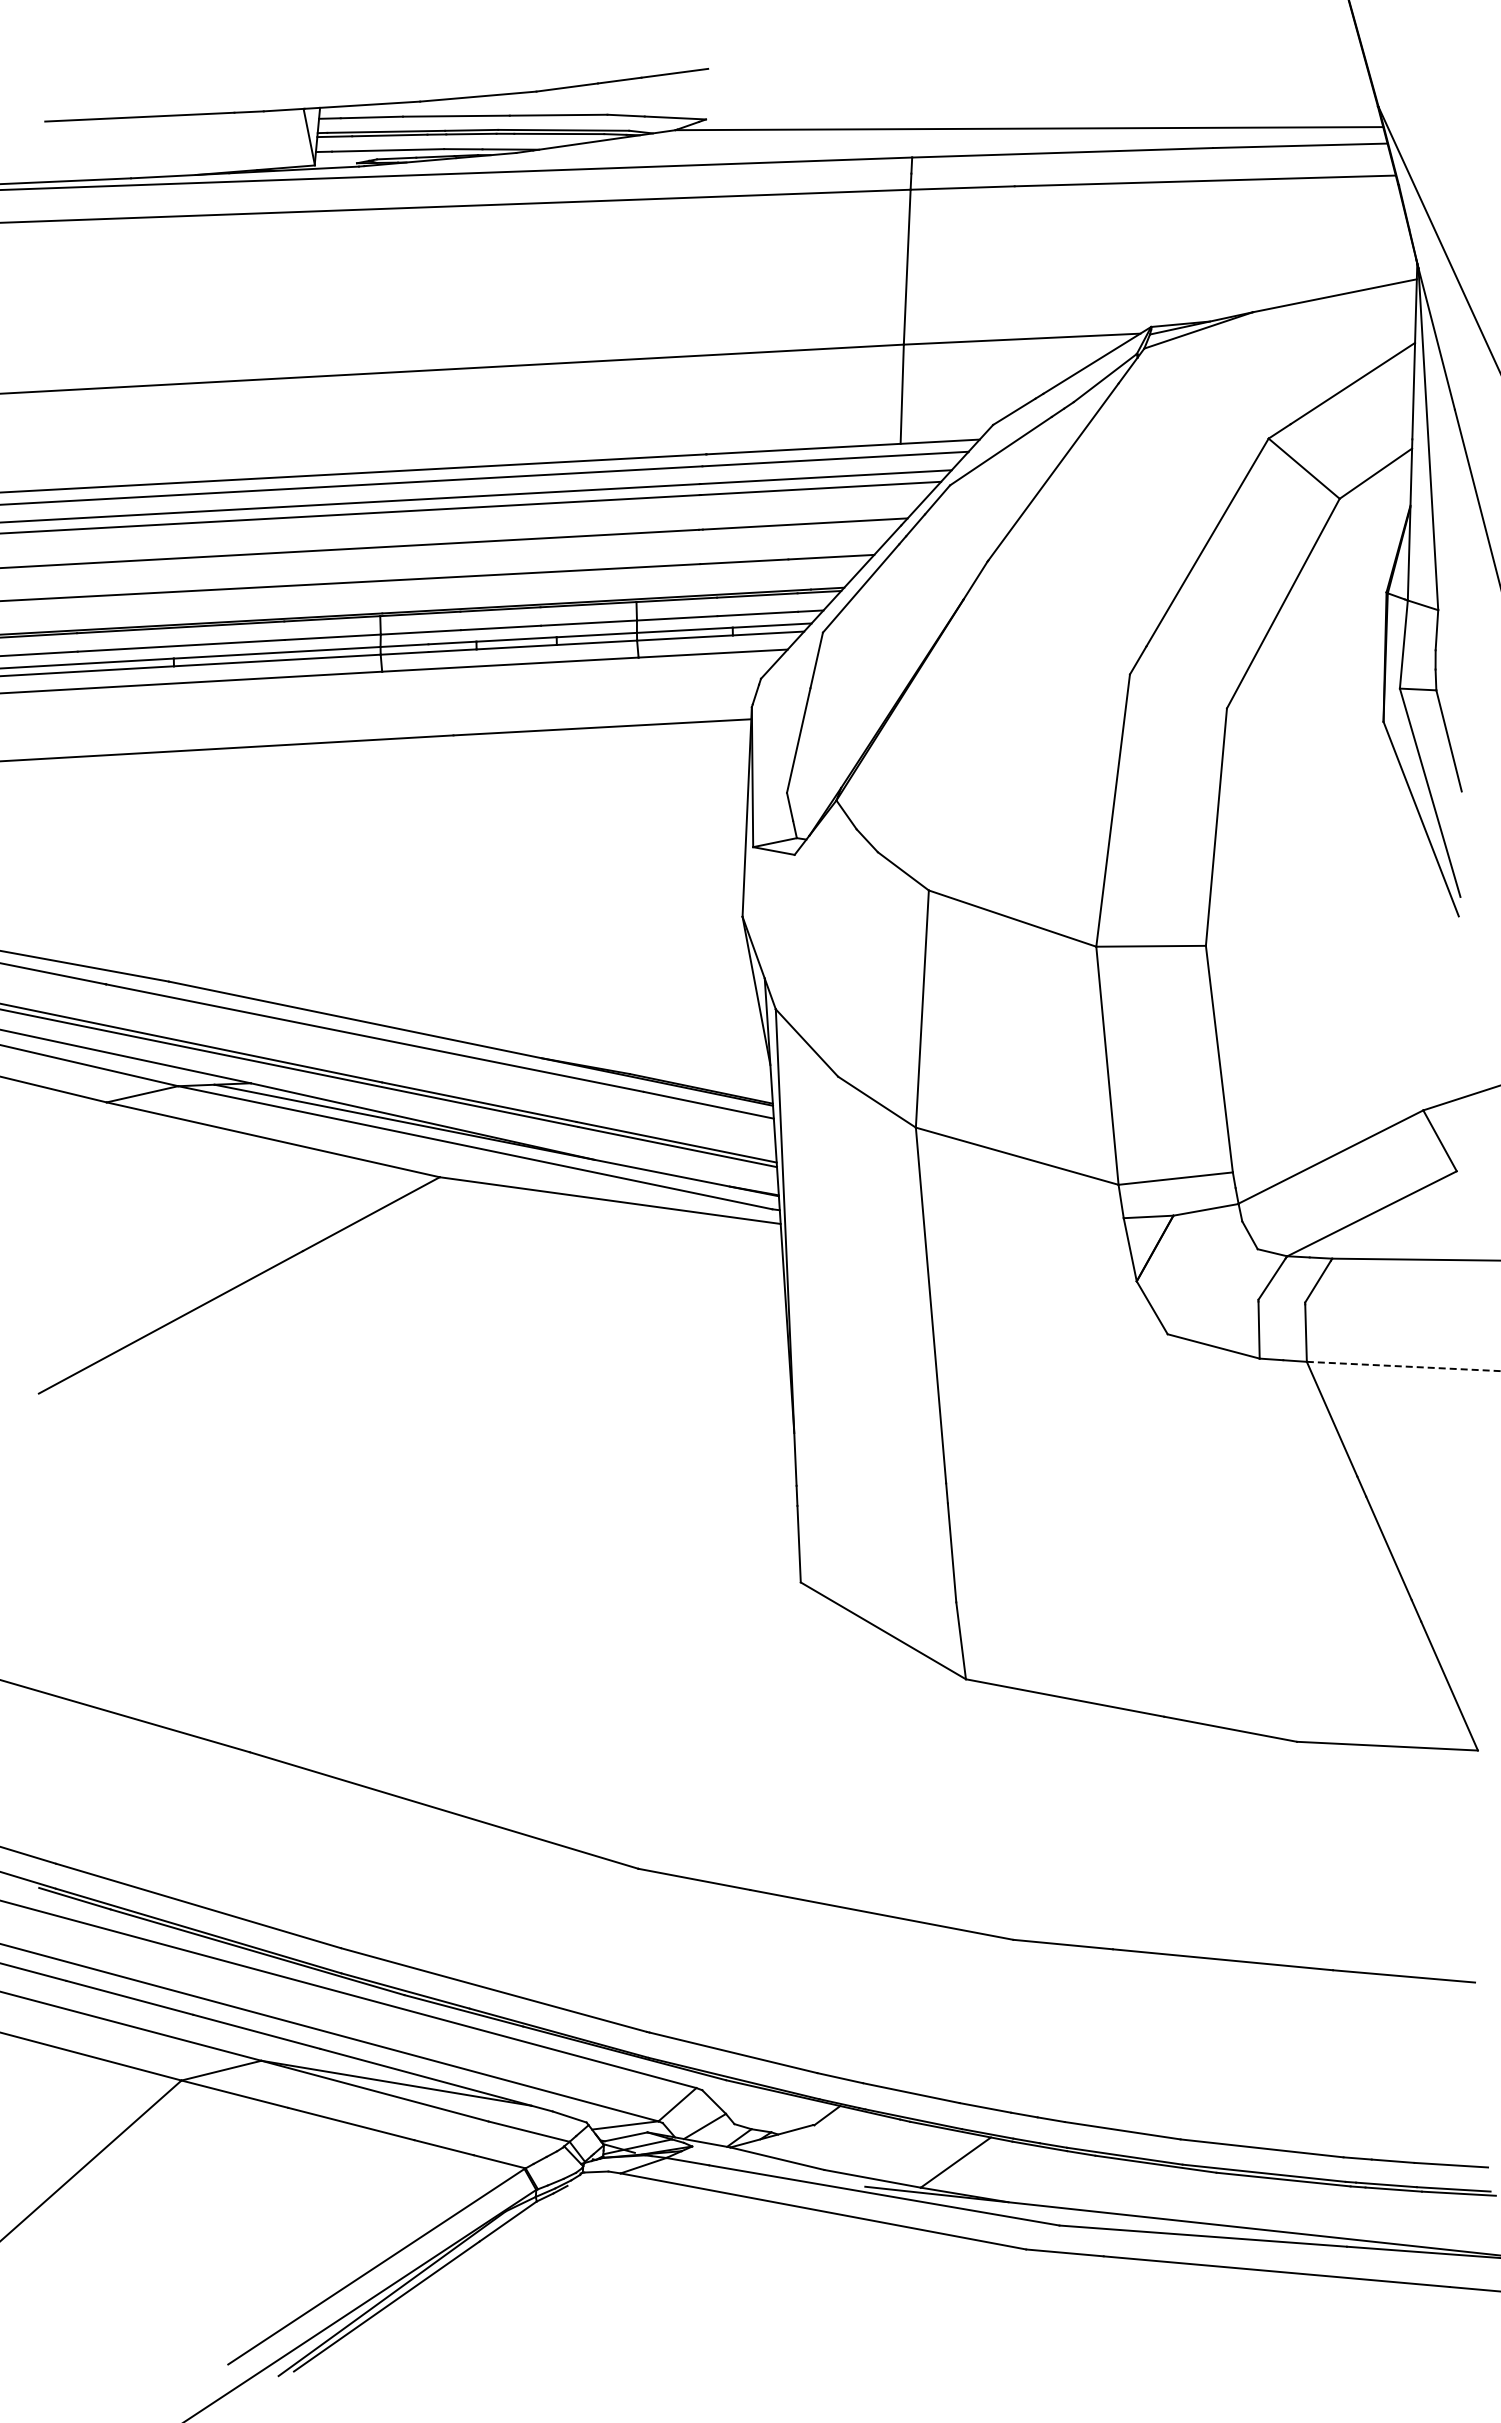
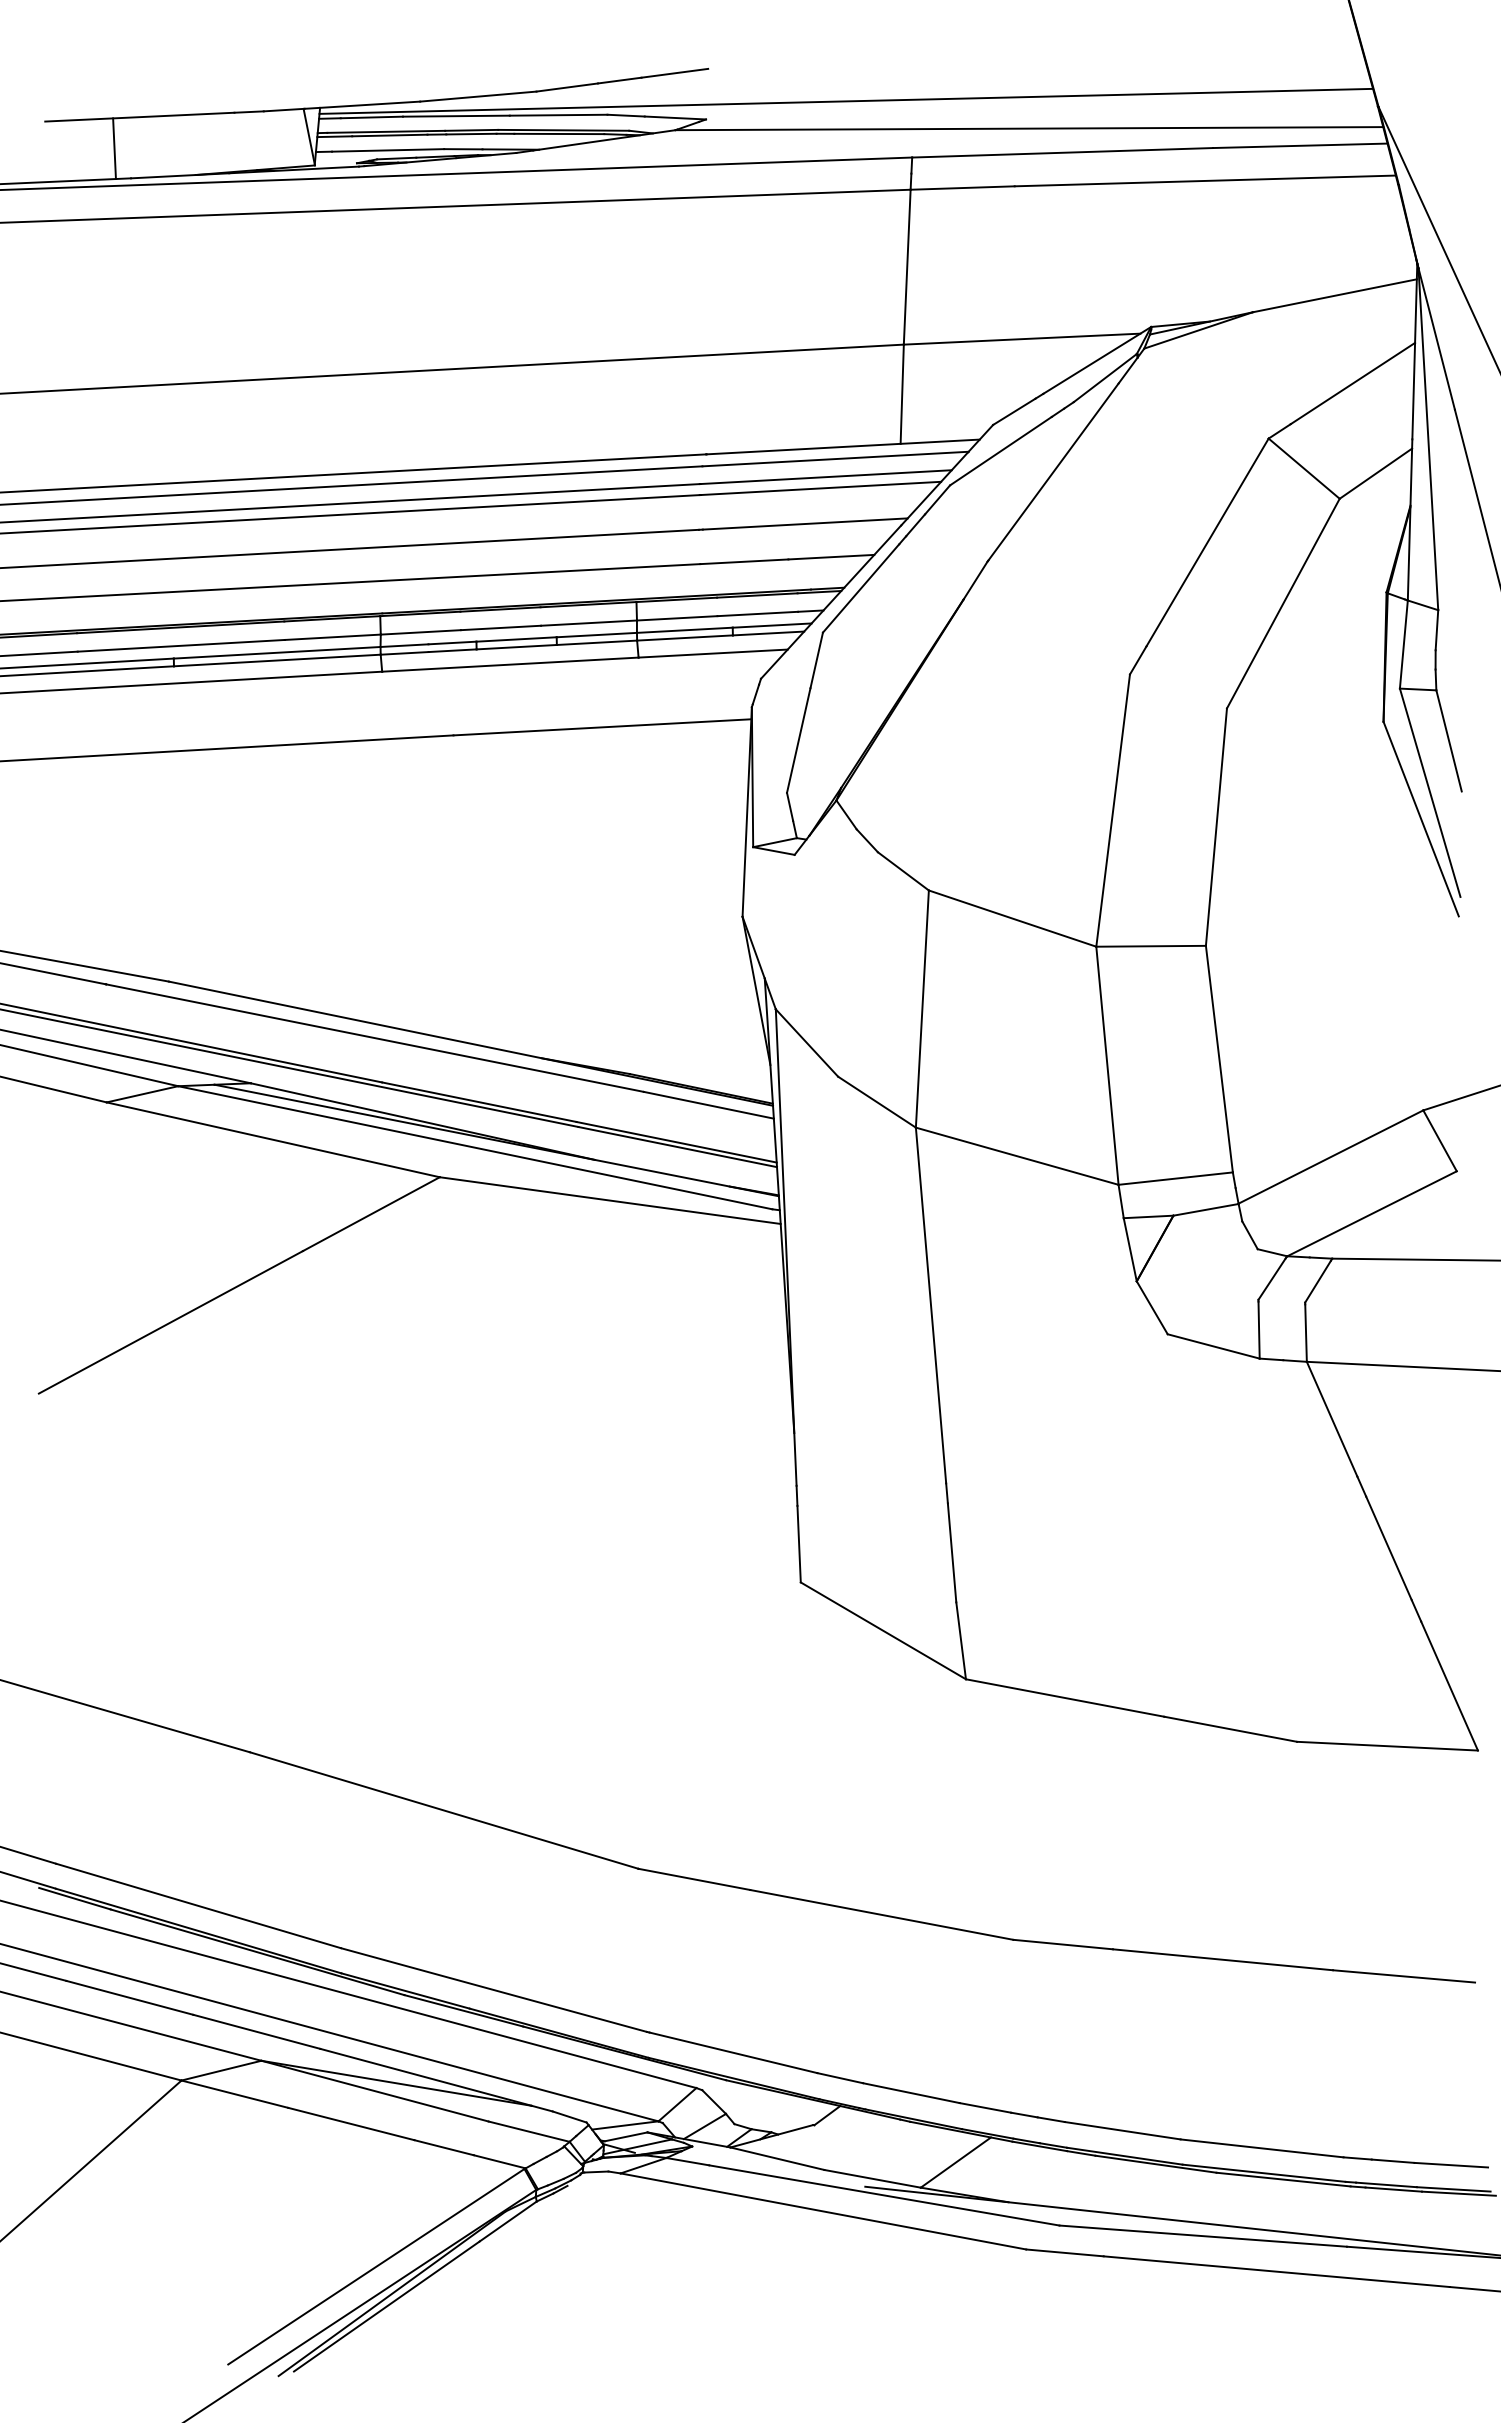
line: none -> present (846, 100)
line: none -> present (114, 148)
line: dashed -> solid (1403, 1366)
